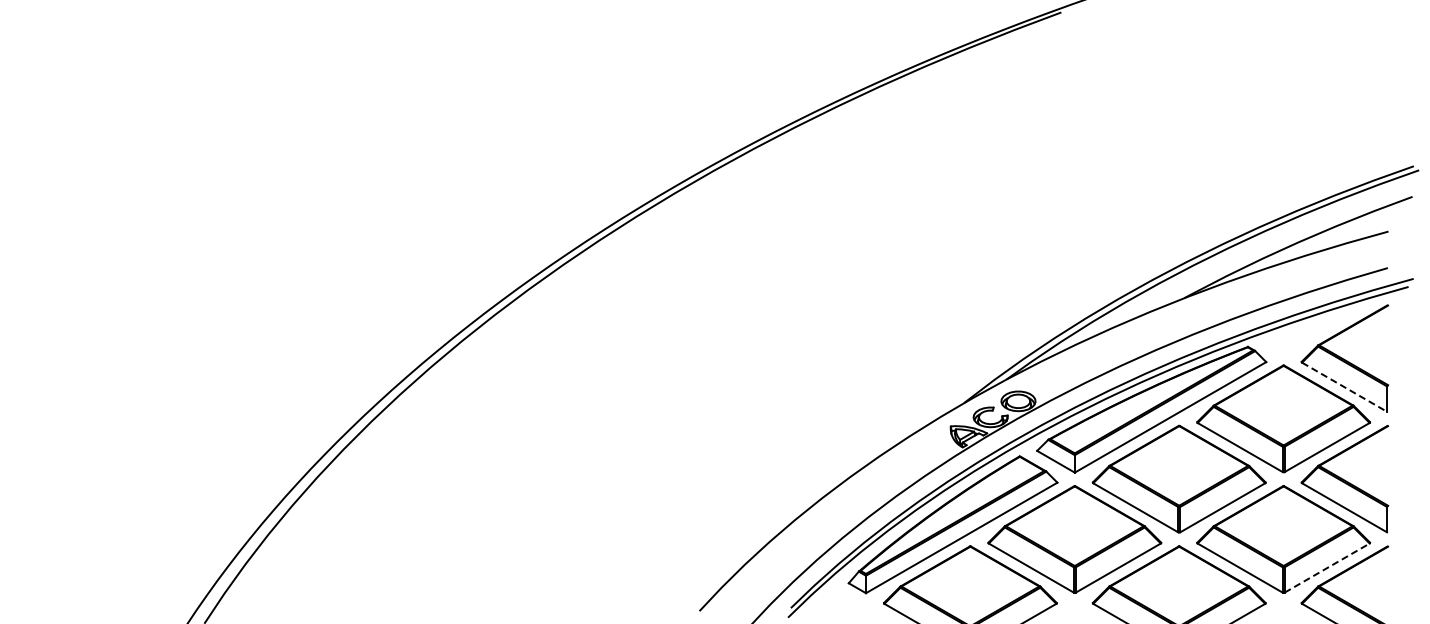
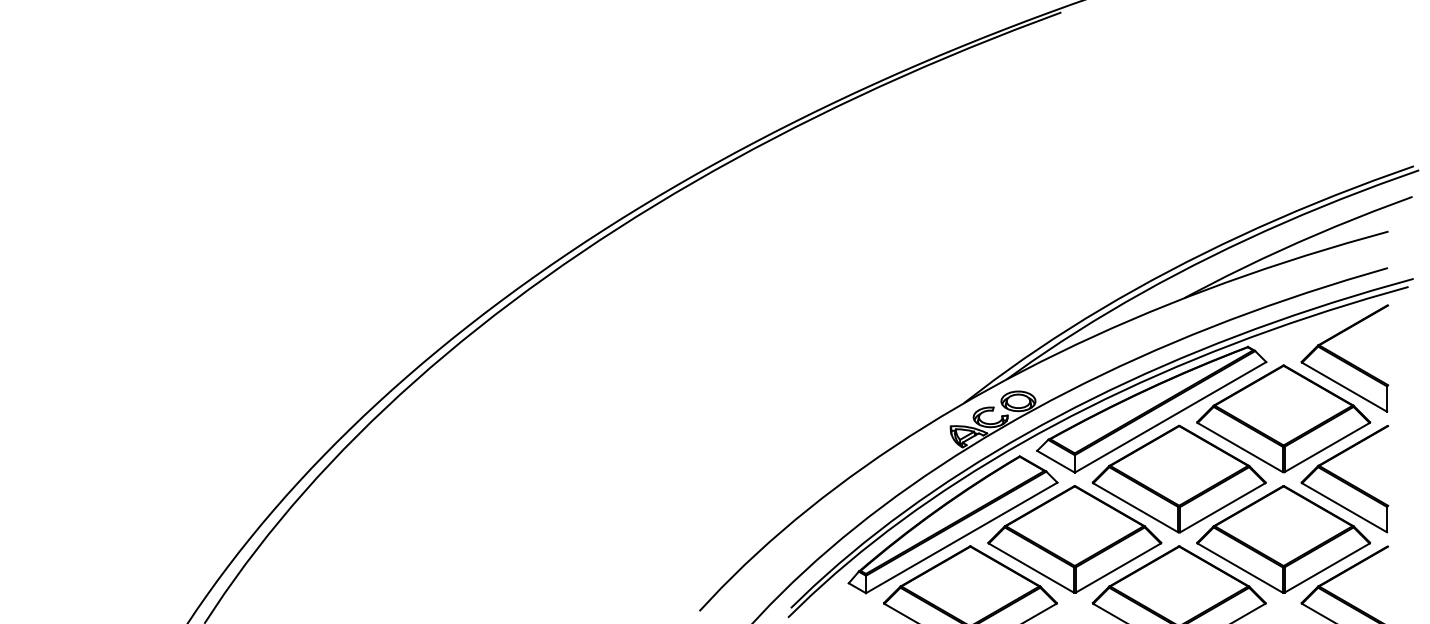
line: dashed -> solid (1345, 387)
line: dashed -> solid (1327, 567)
